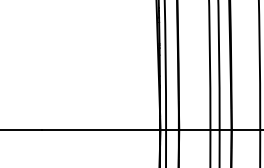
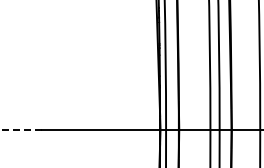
line: solid -> dashed (20, 129)
